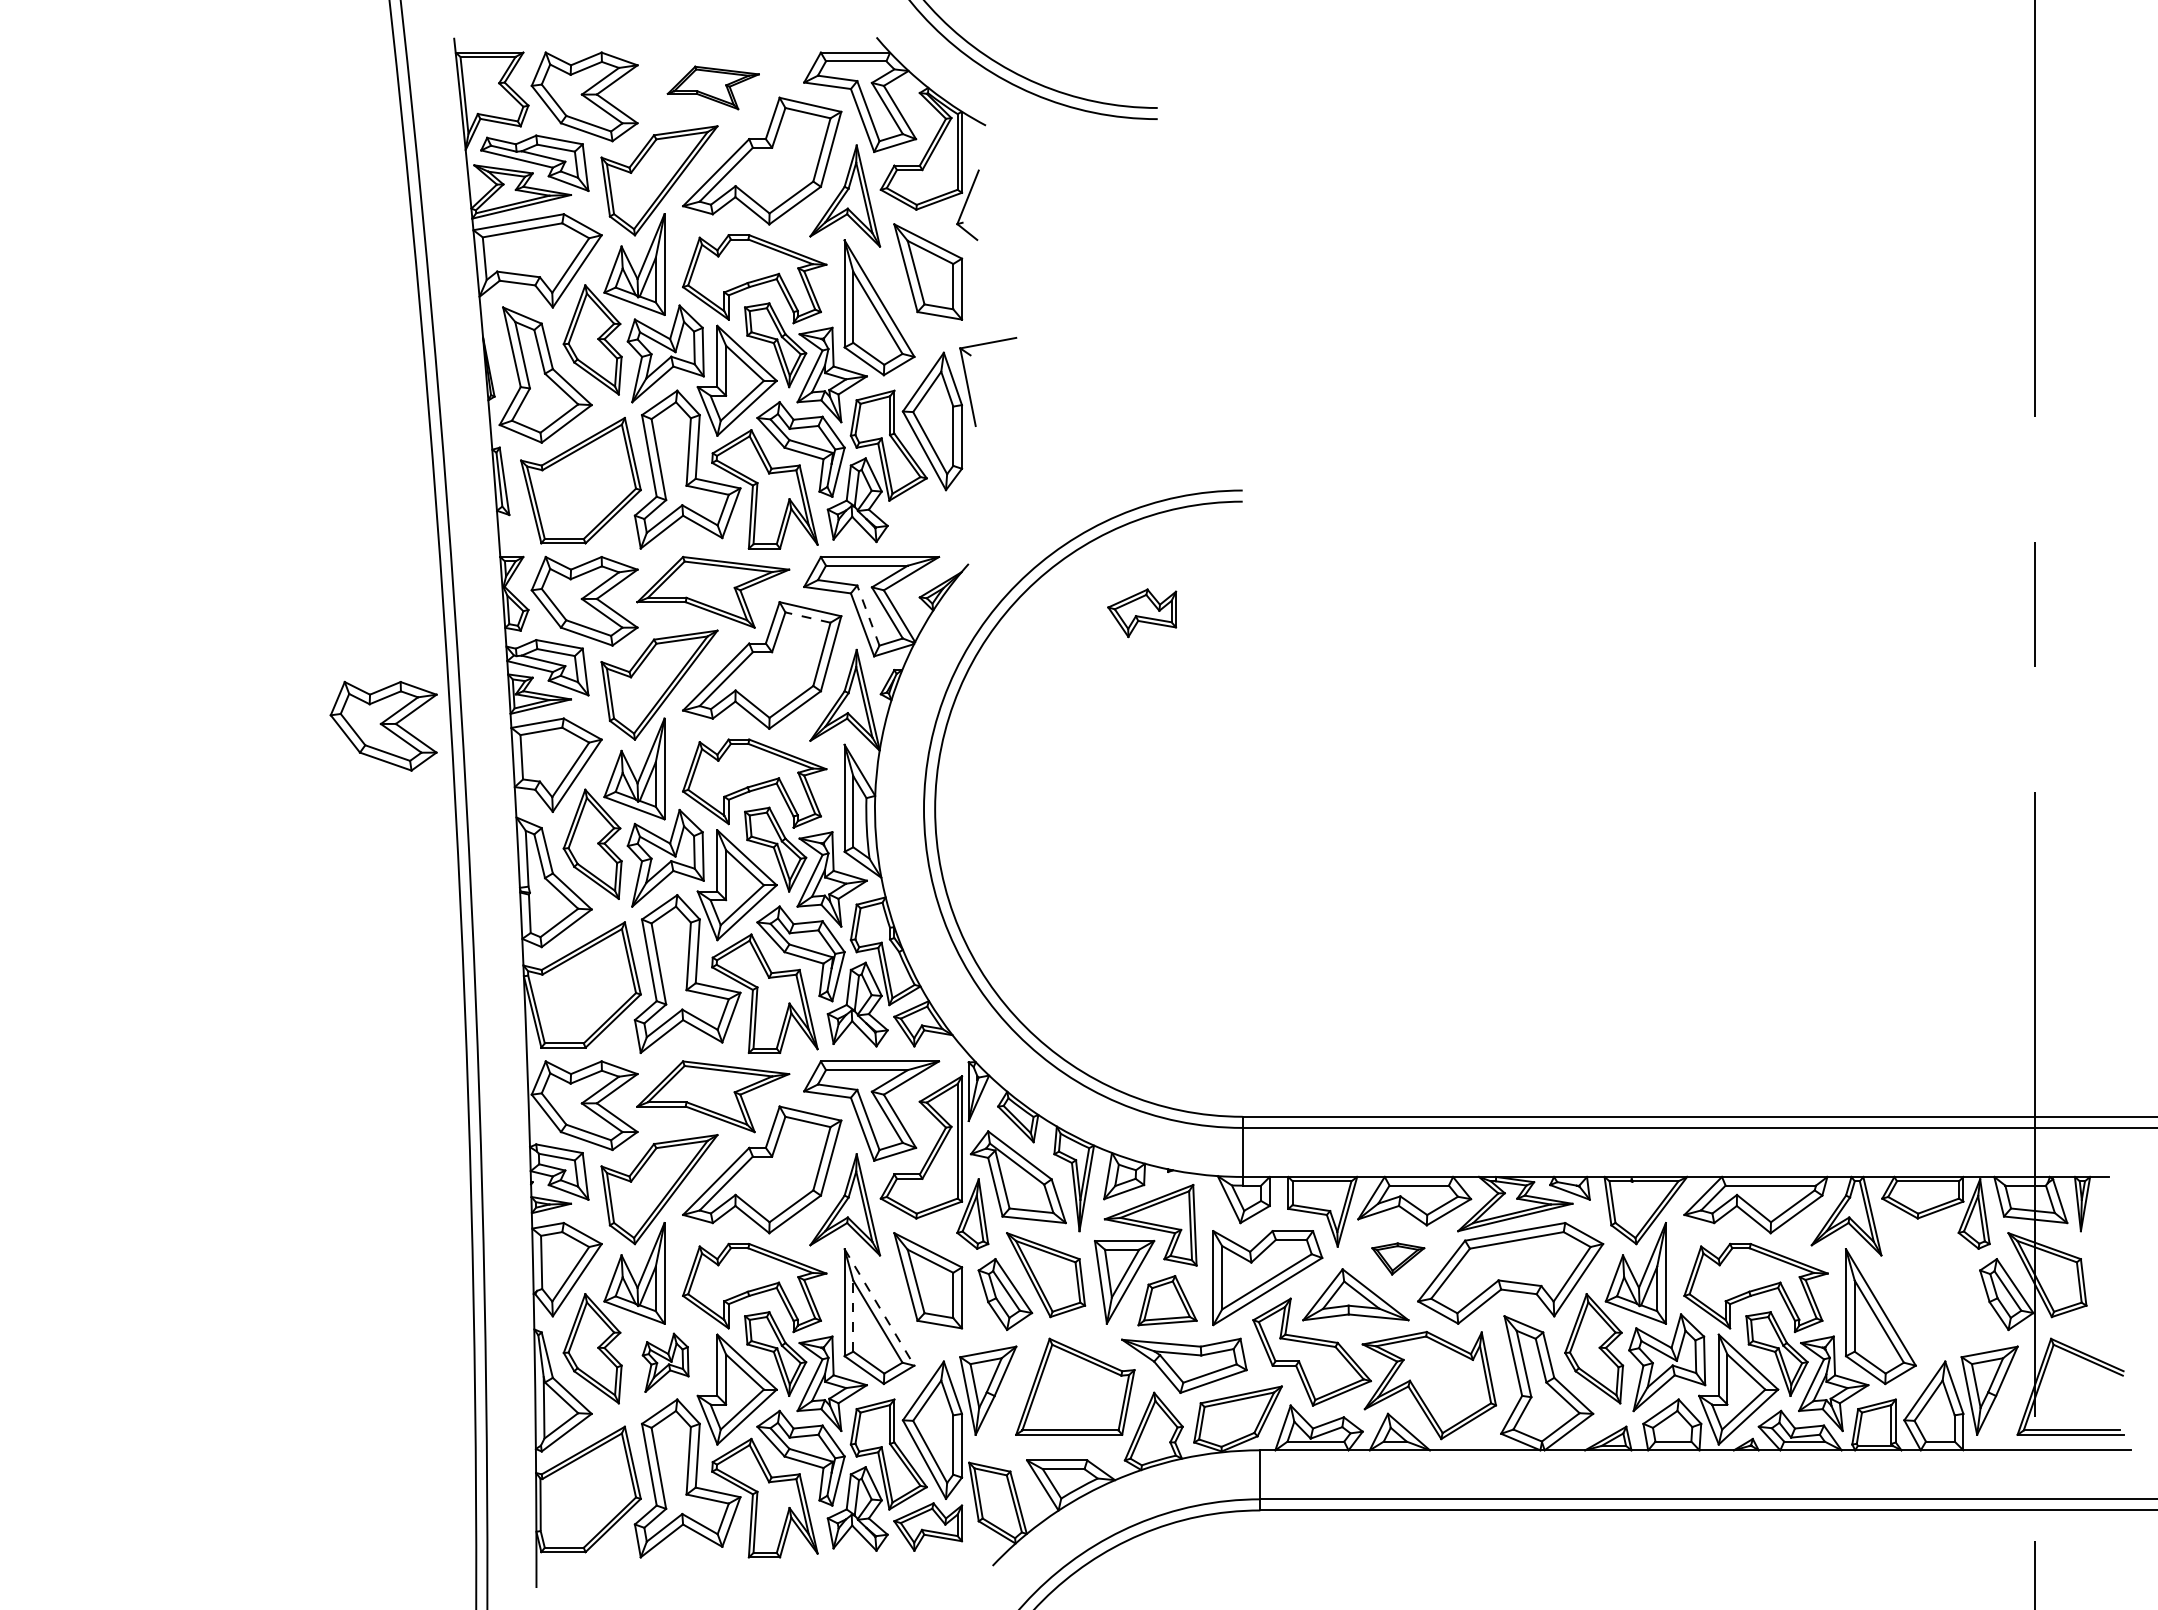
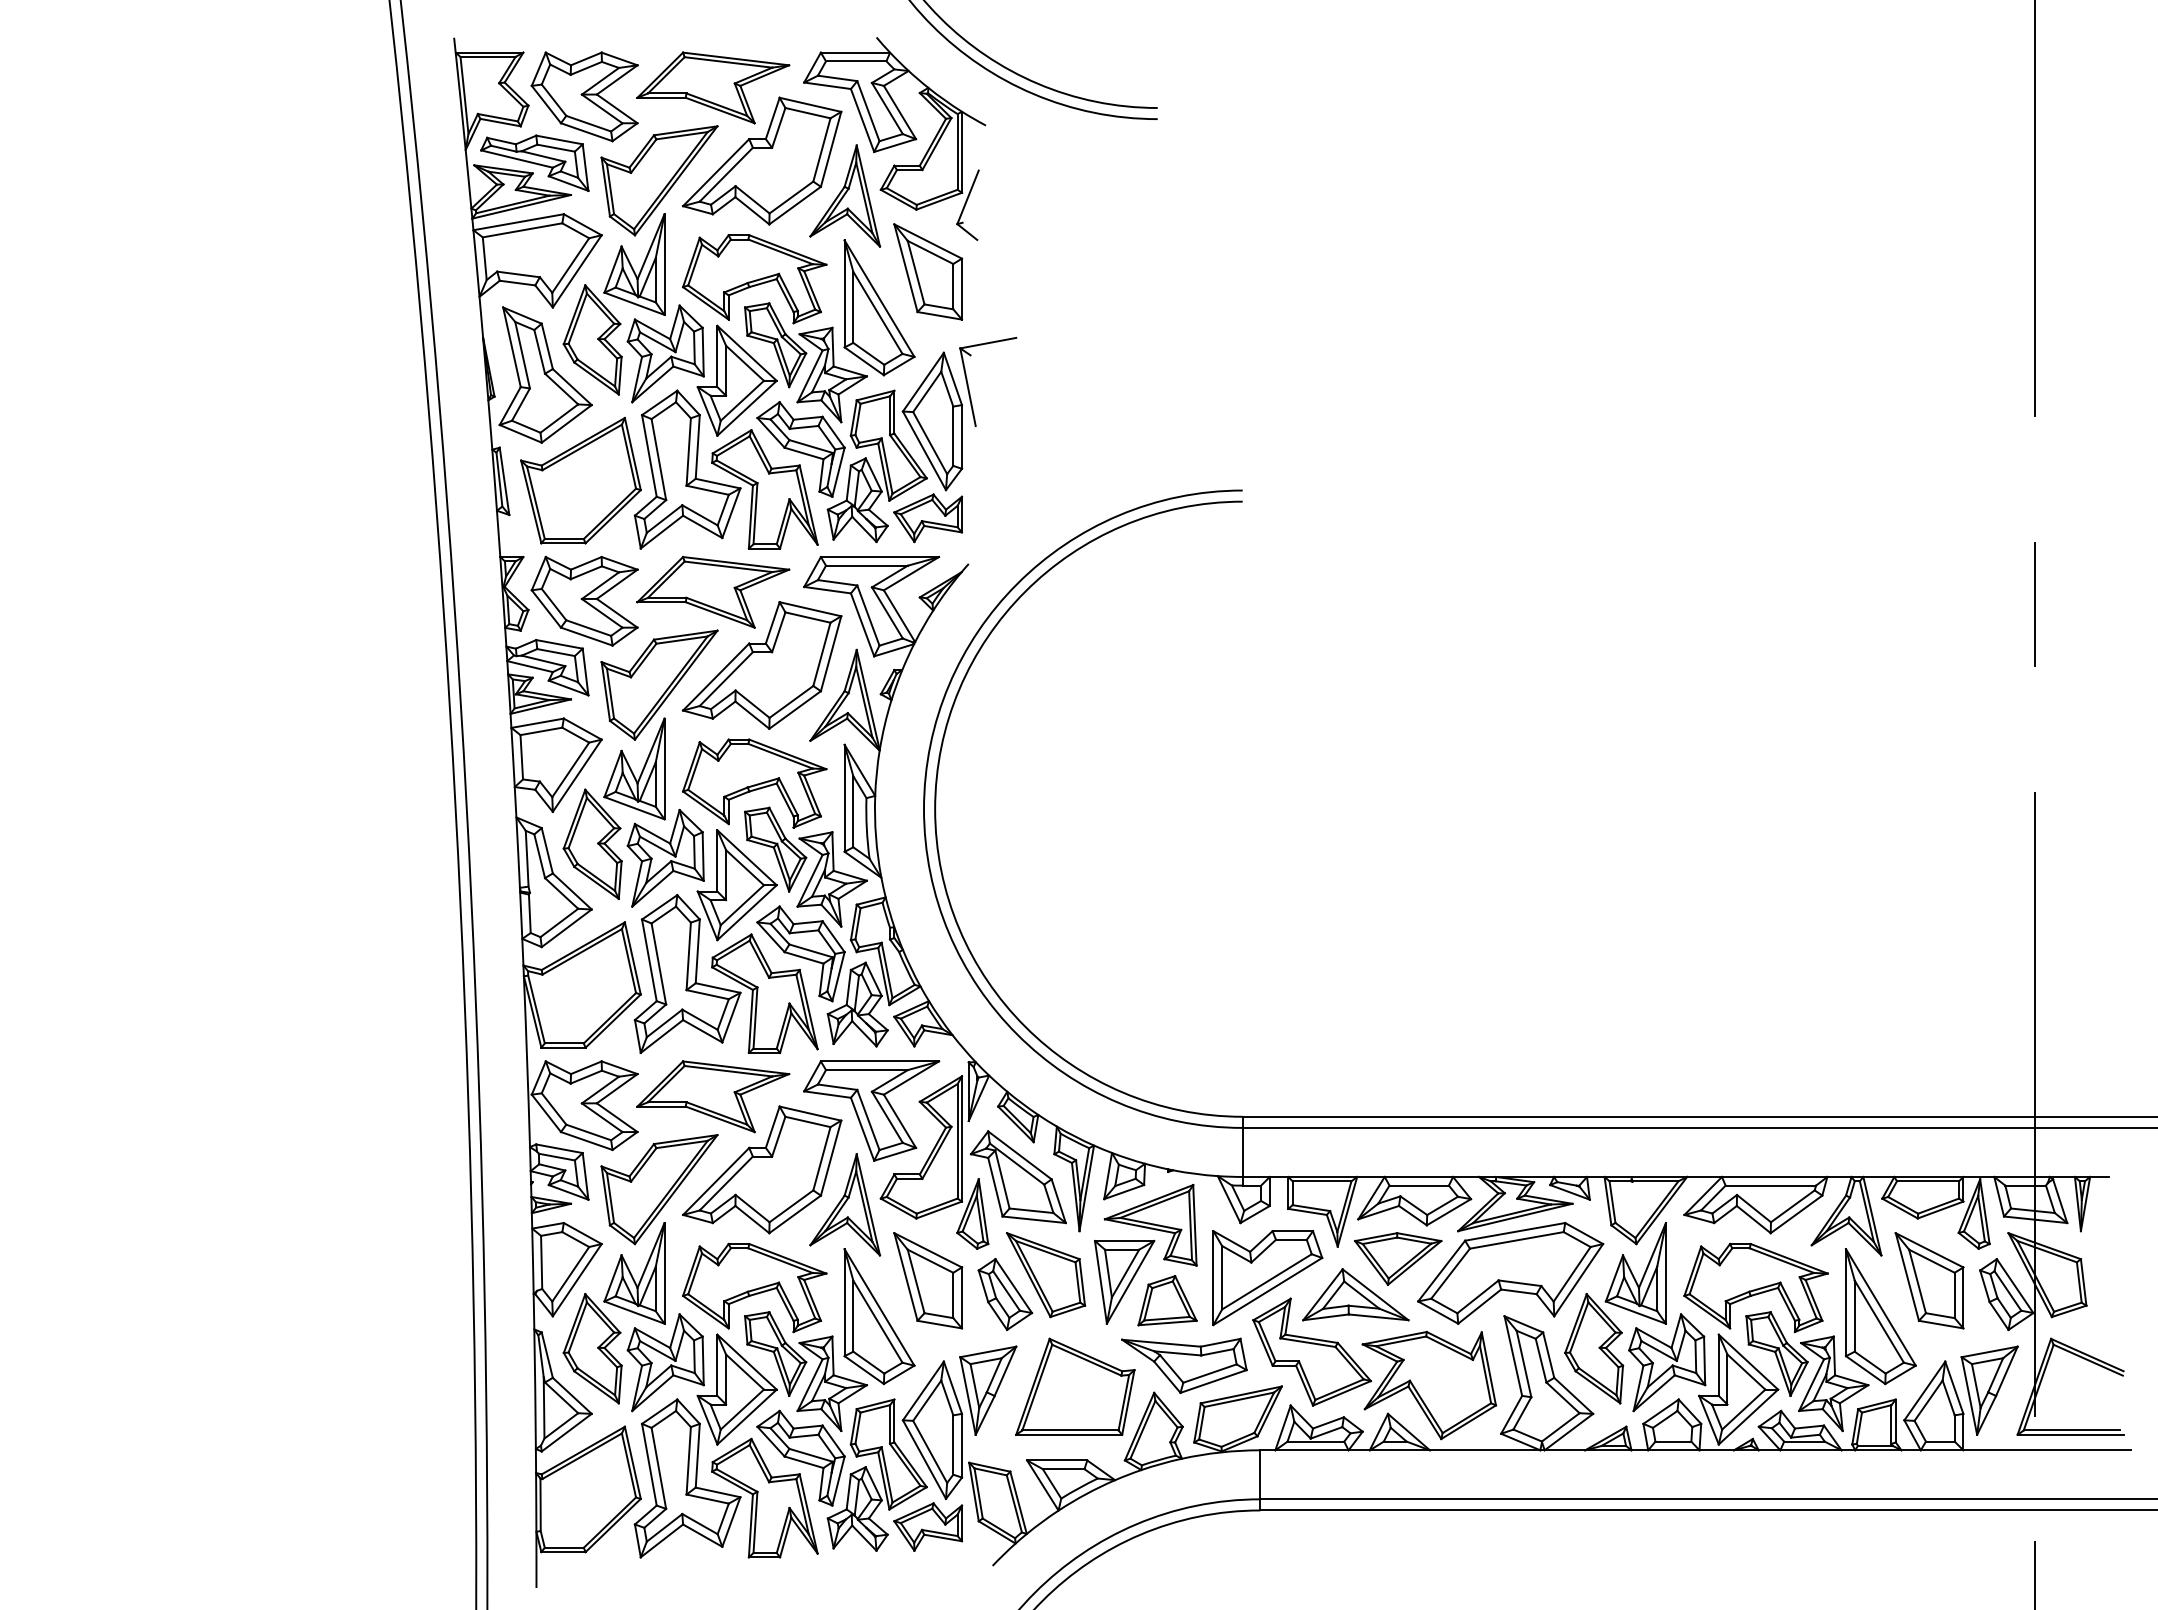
part size: 94x46 px -> 155x74 px (713, 87)
part position: (1142, 613) -> (928, 518) (928, 518)
line: dashed -> solid (868, 615)
line: dashed -> solid (807, 617)
part: present -> none (383, 725)
part size: 55x34 px -> 89x54 px (1398, 1258)
part: none -> present (1929, 1280)
line: dashed -> solid (879, 1307)
line: dashed -> solid (853, 1316)
part size: 49x61 px -> 79x100 px (665, 1362)
